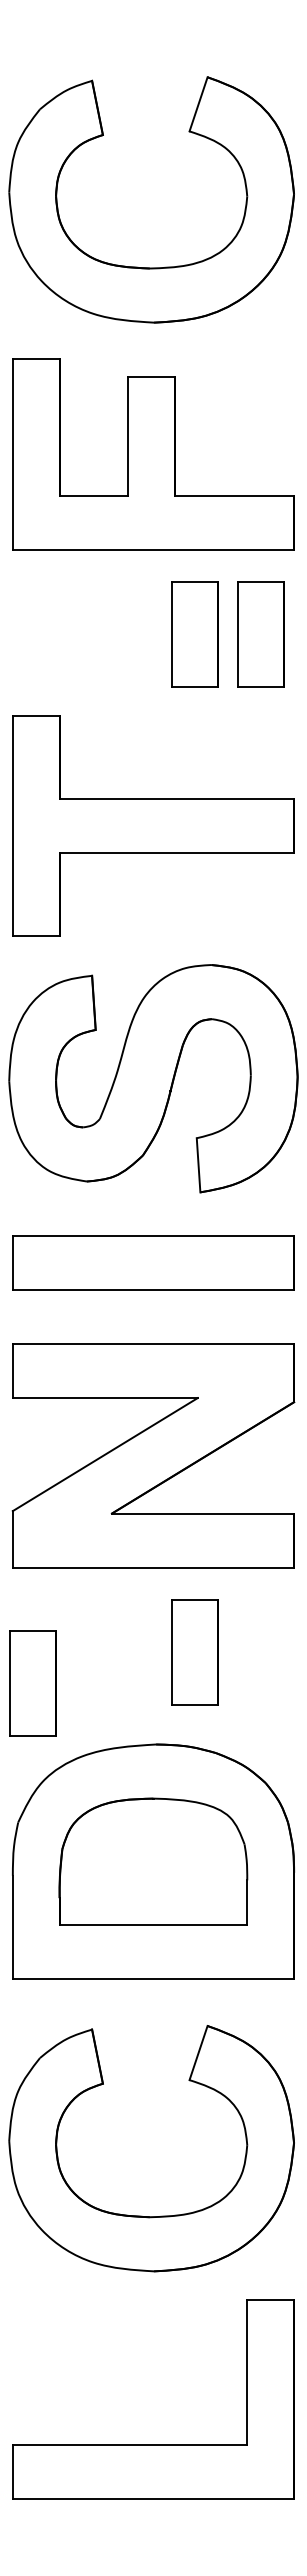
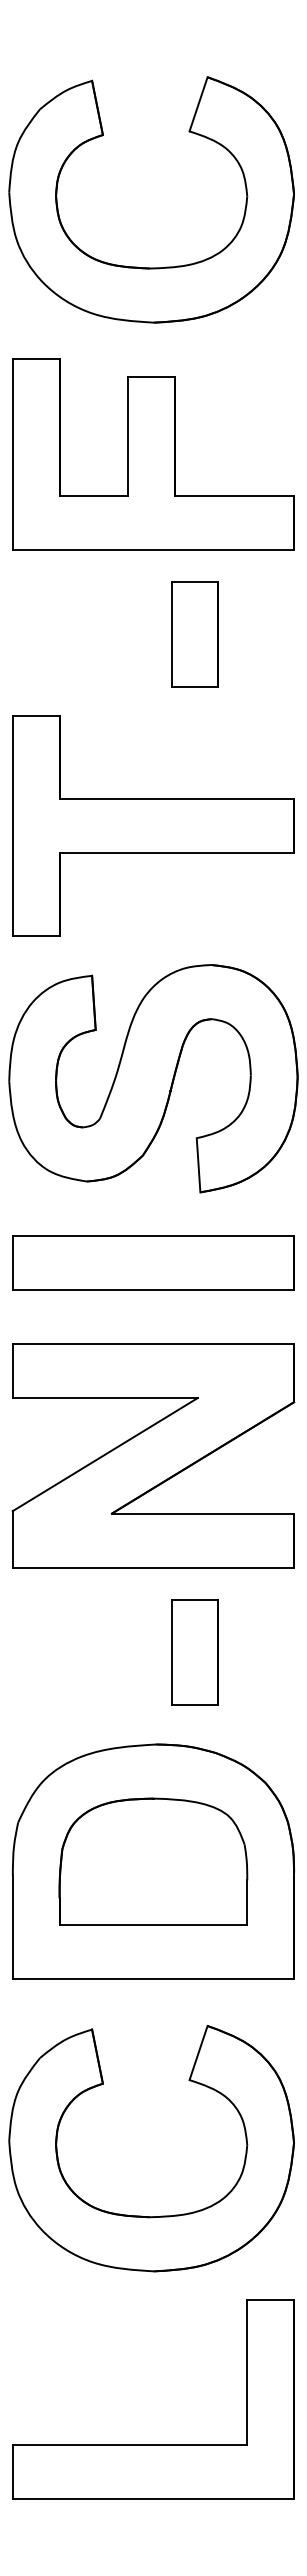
part: present -> none (260, 634)
part: present -> none (32, 1683)
